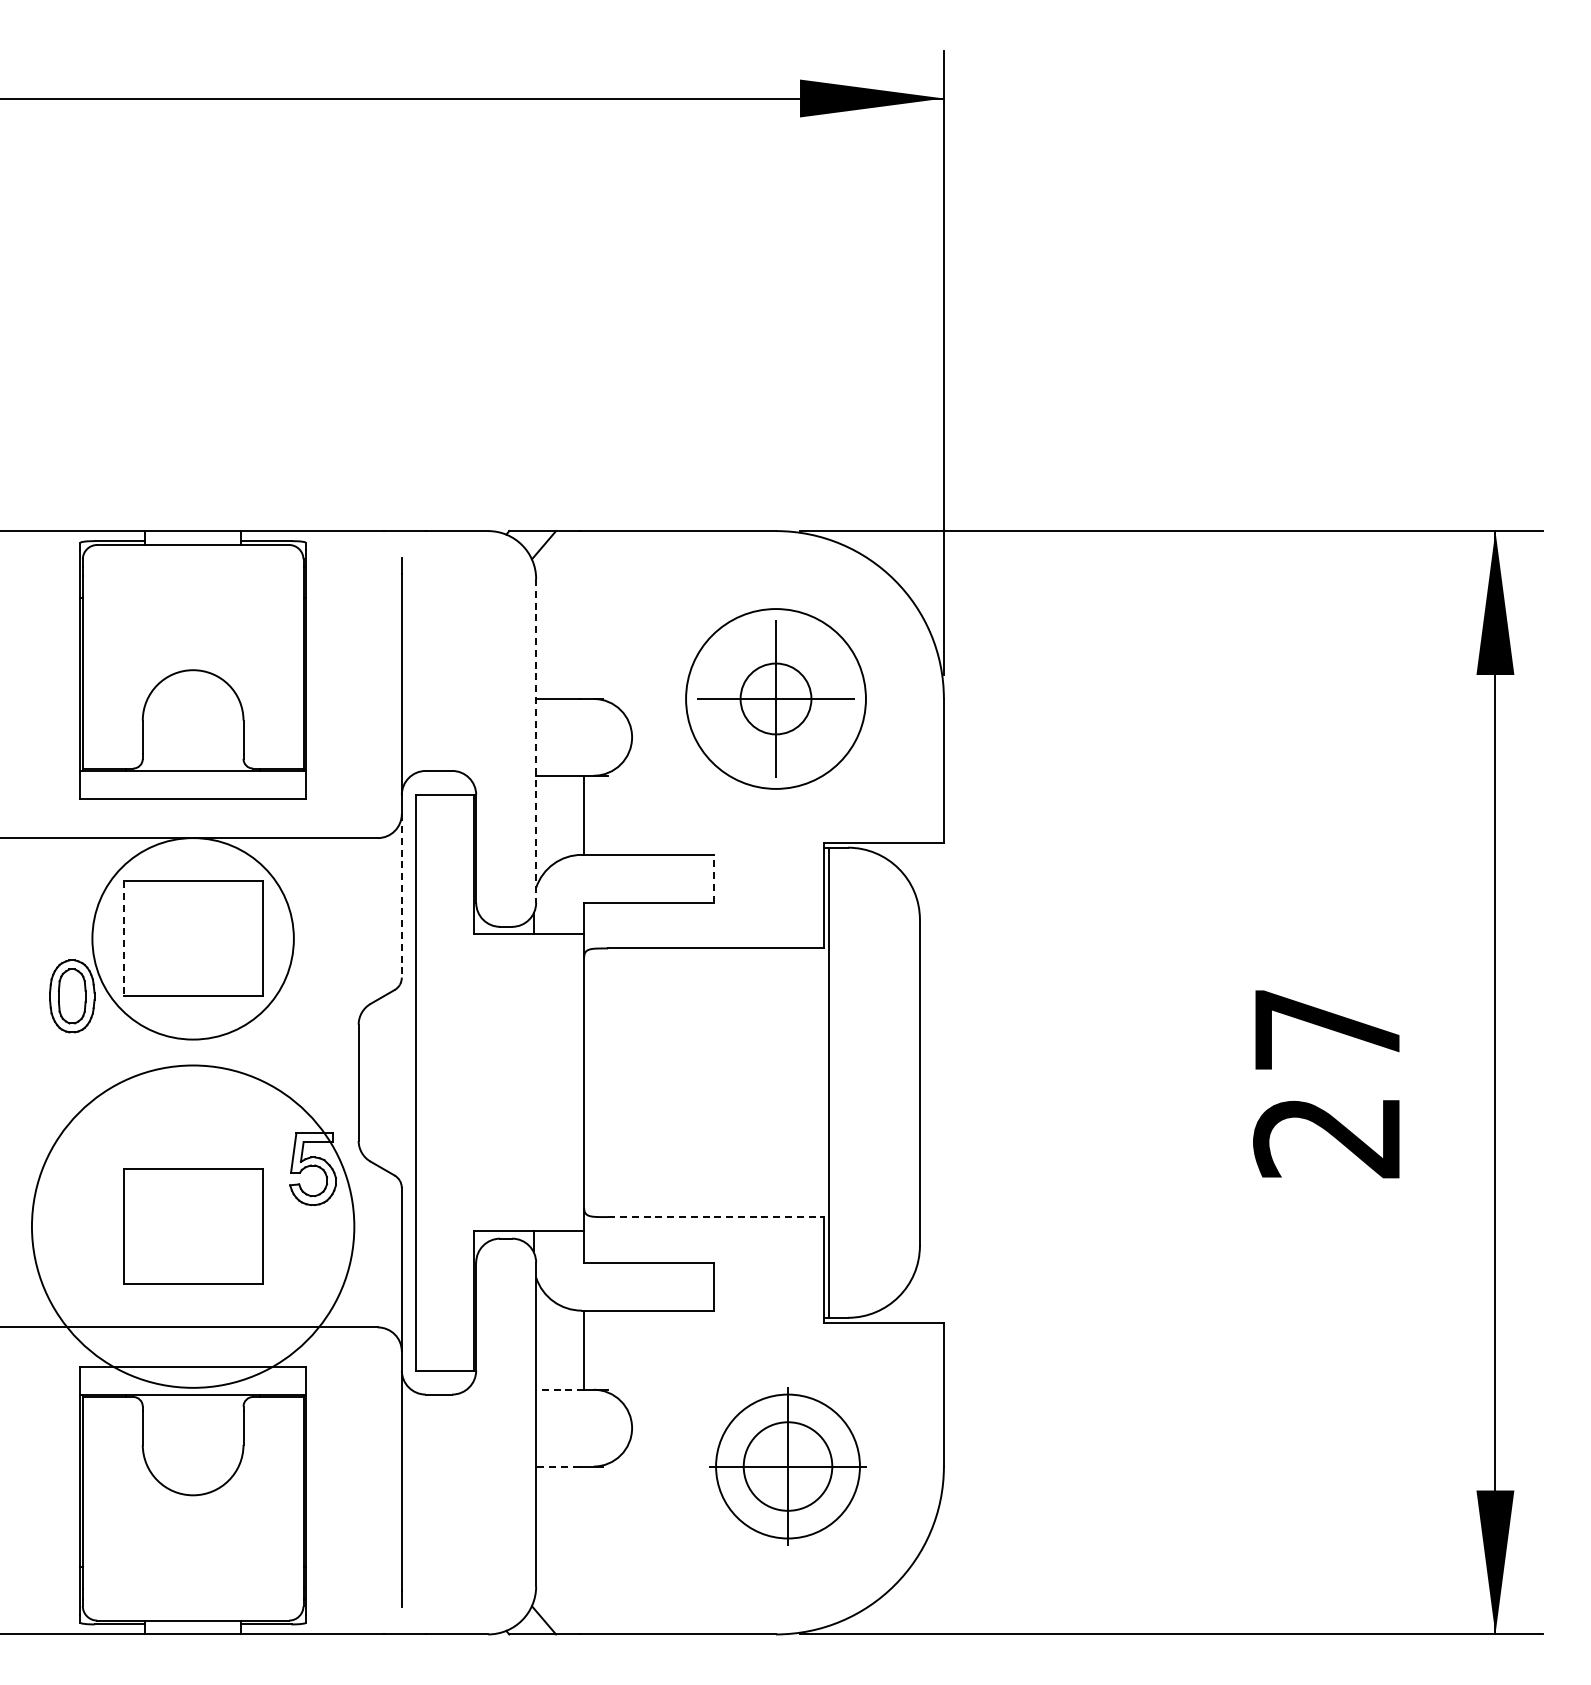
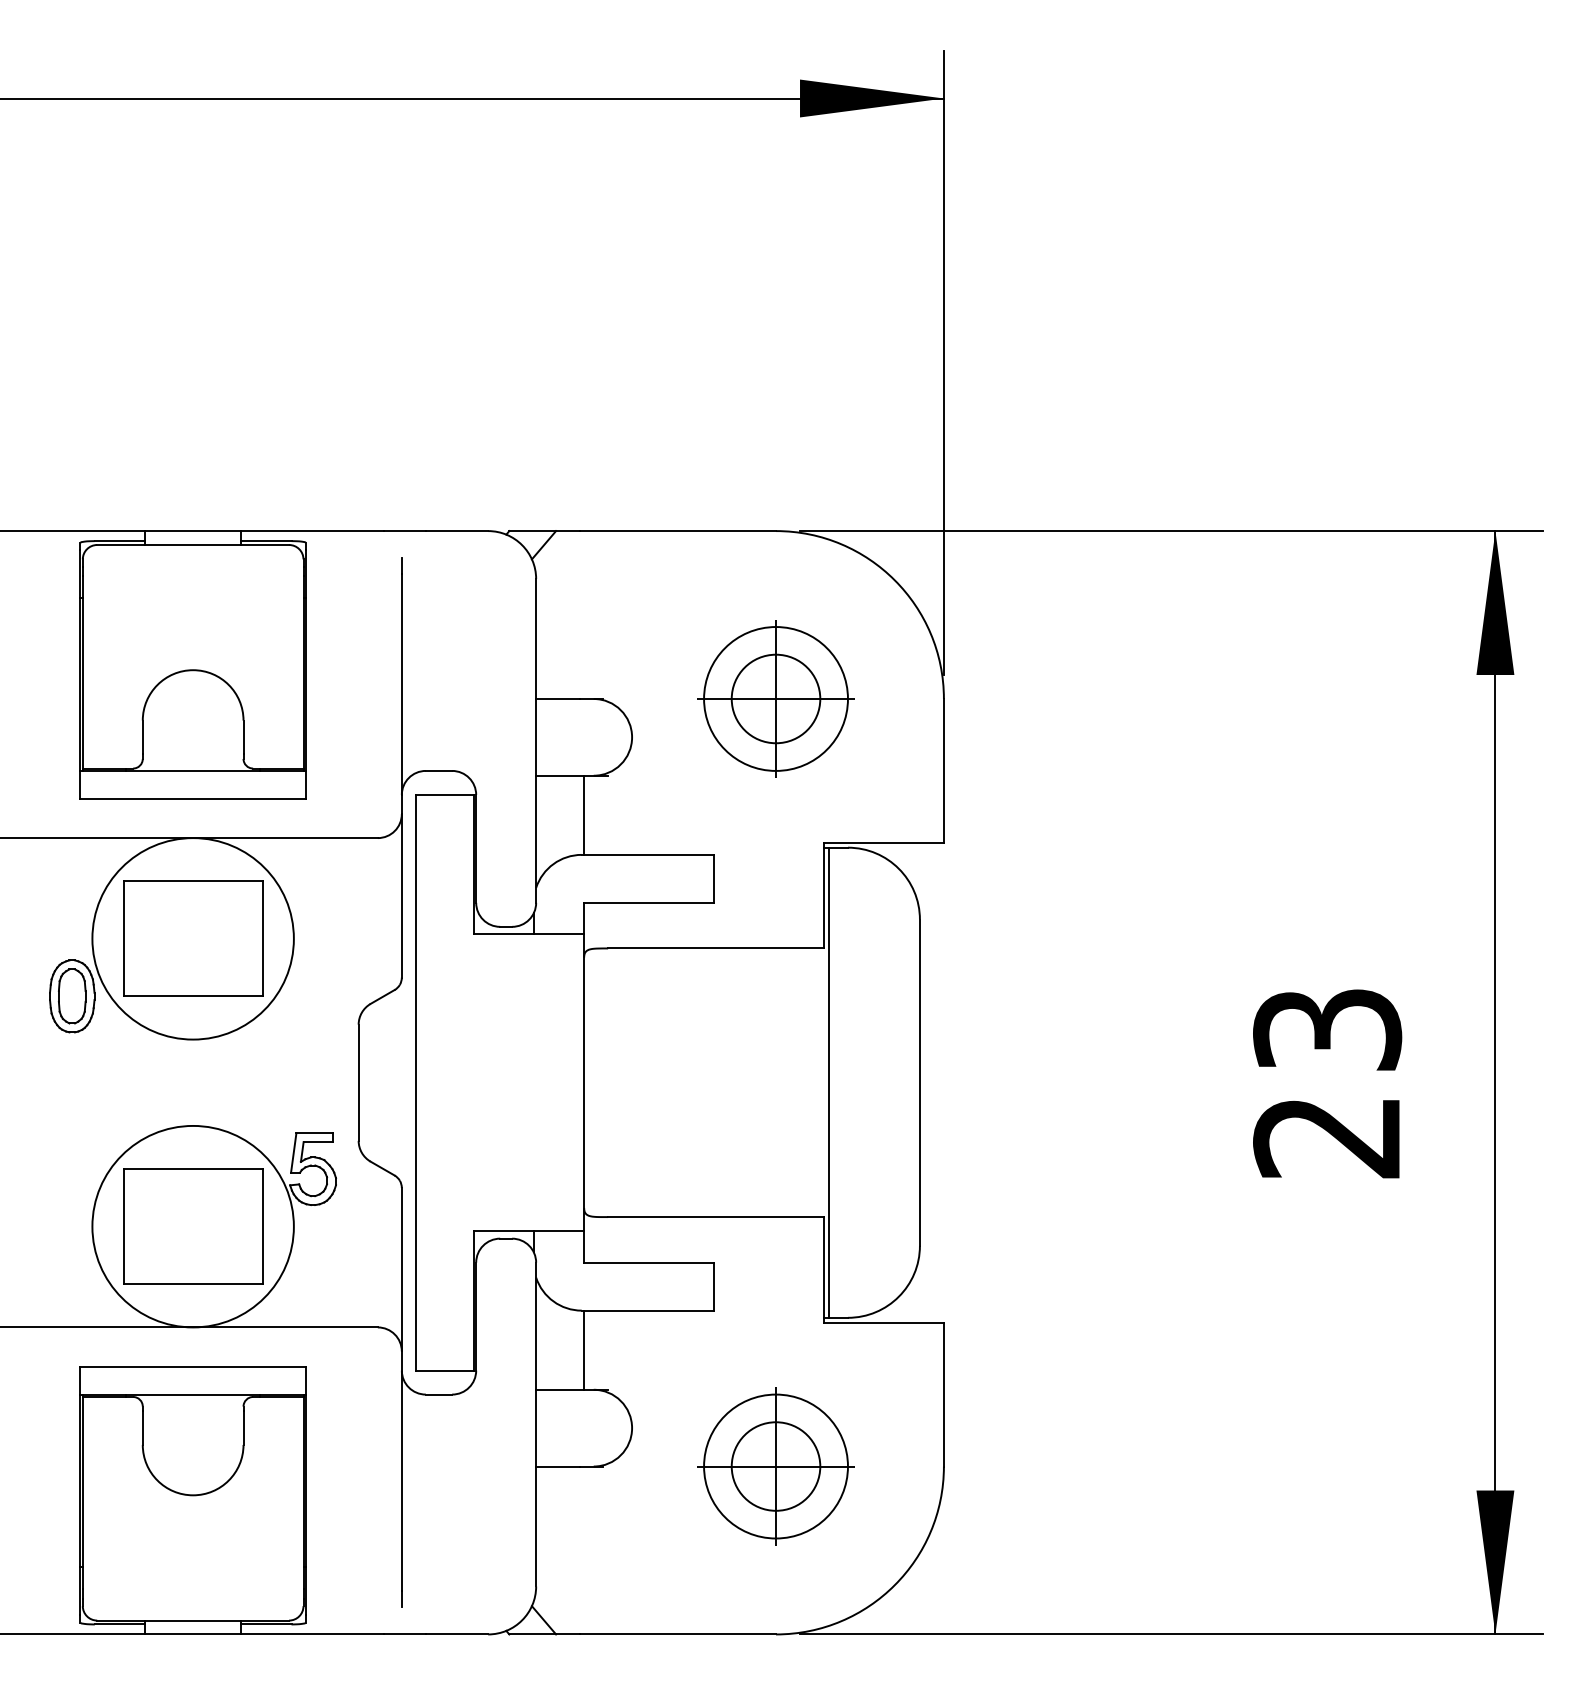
circle diameter: 180 px -> 144 px (775, 698)
circle diameter: 71 px -> 89 px (775, 698)
line: dashed -> solid (536, 740)
line: dashed -> solid (713, 878)
line: dashed -> solid (401, 895)
line: dashed -> solid (123, 938)
text: 27 -> 23 (1327, 1029)
line: dashed -> solid (716, 1217)
circle diameter: 322 px -> 201 px (192, 1226)
line: dashed -> solid (560, 1389)
line: dashed -> solid (558, 1466)
part position: (787, 1466) -> (775, 1466) (775, 1466)
